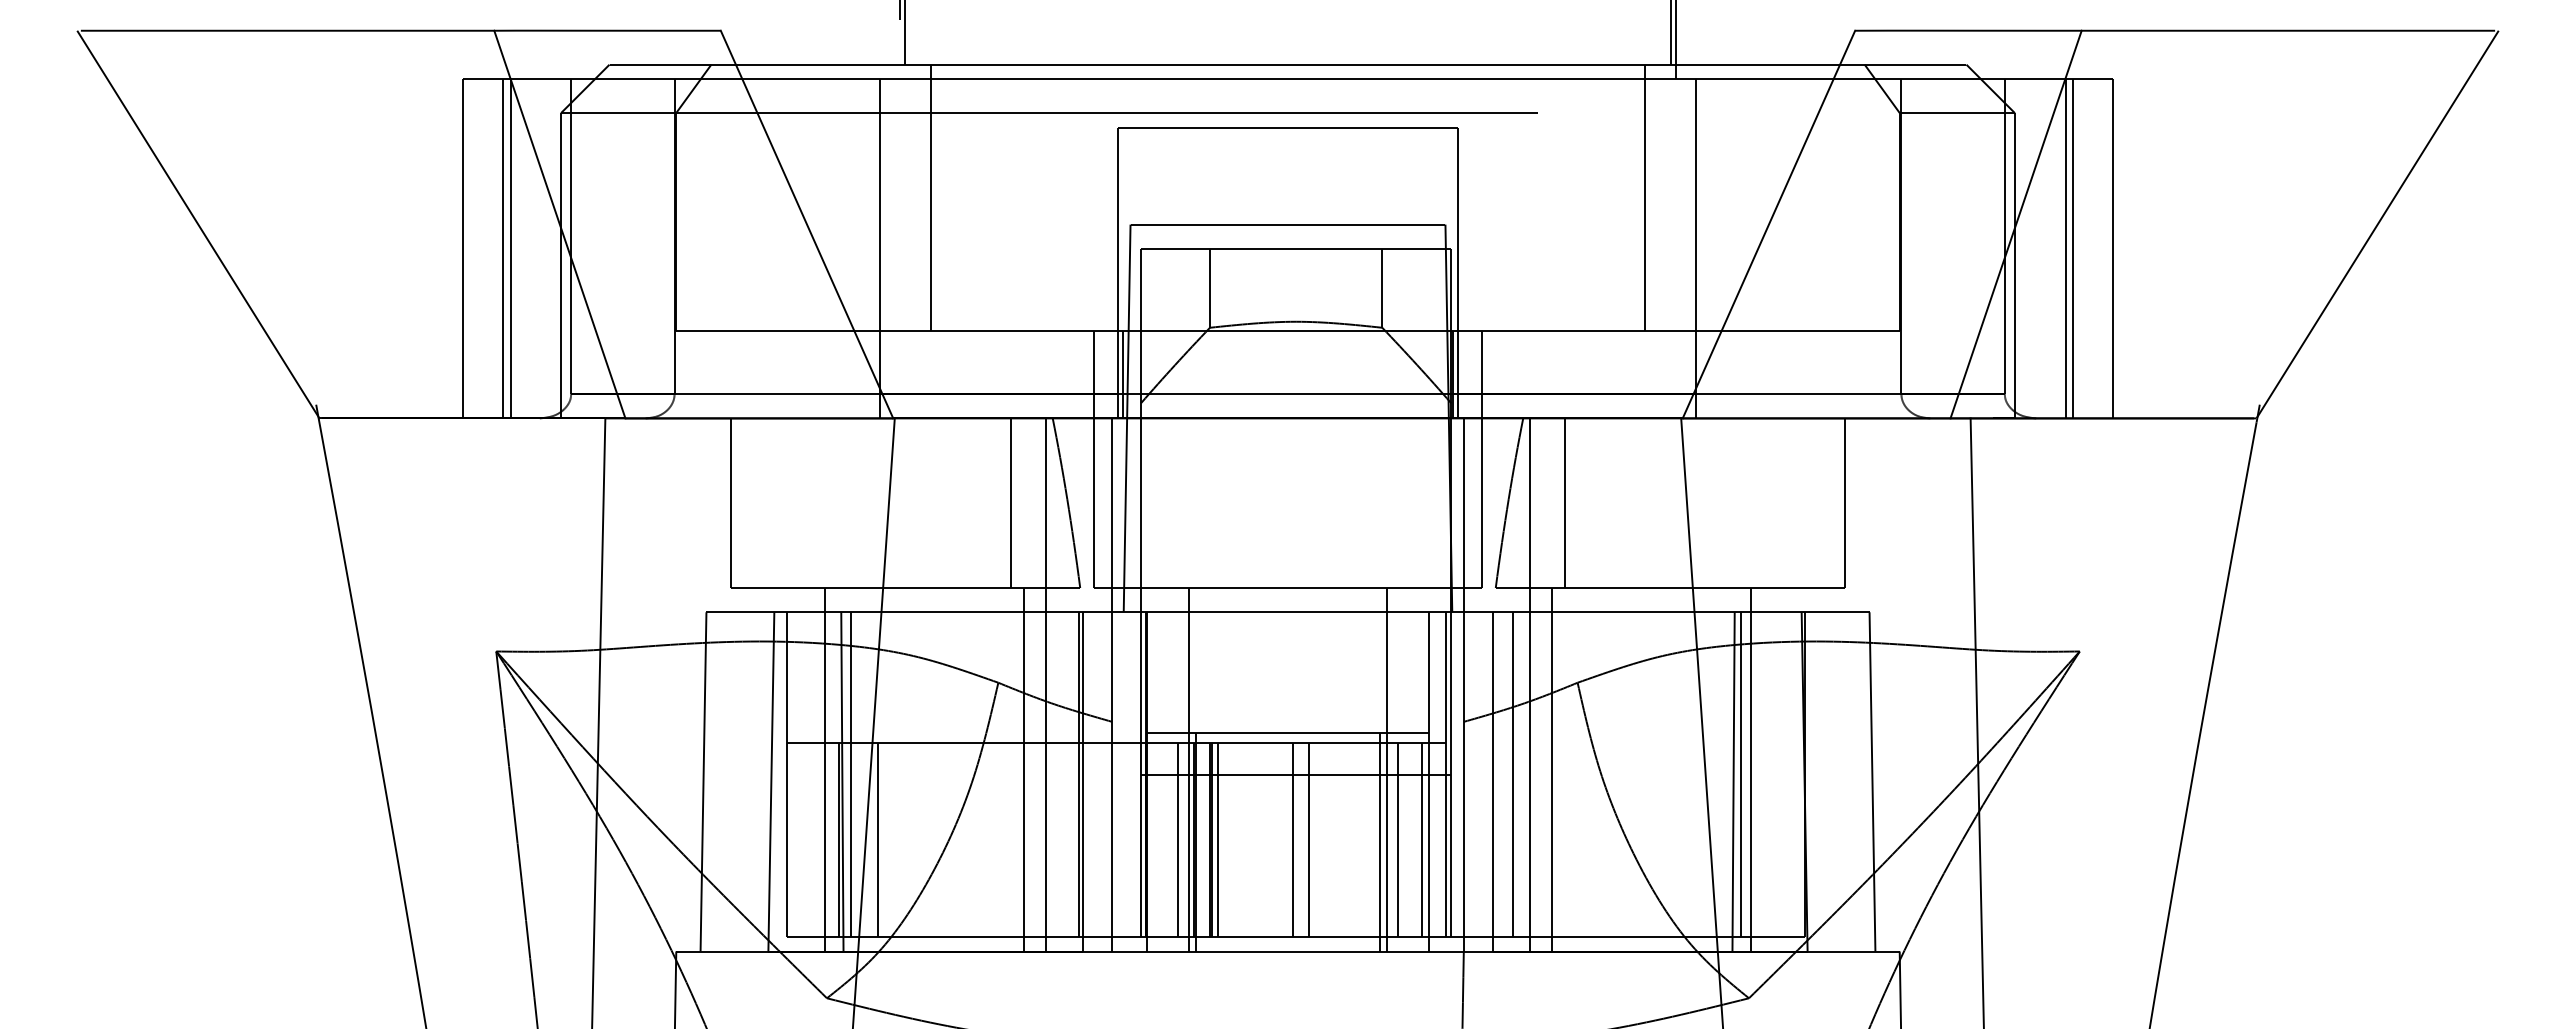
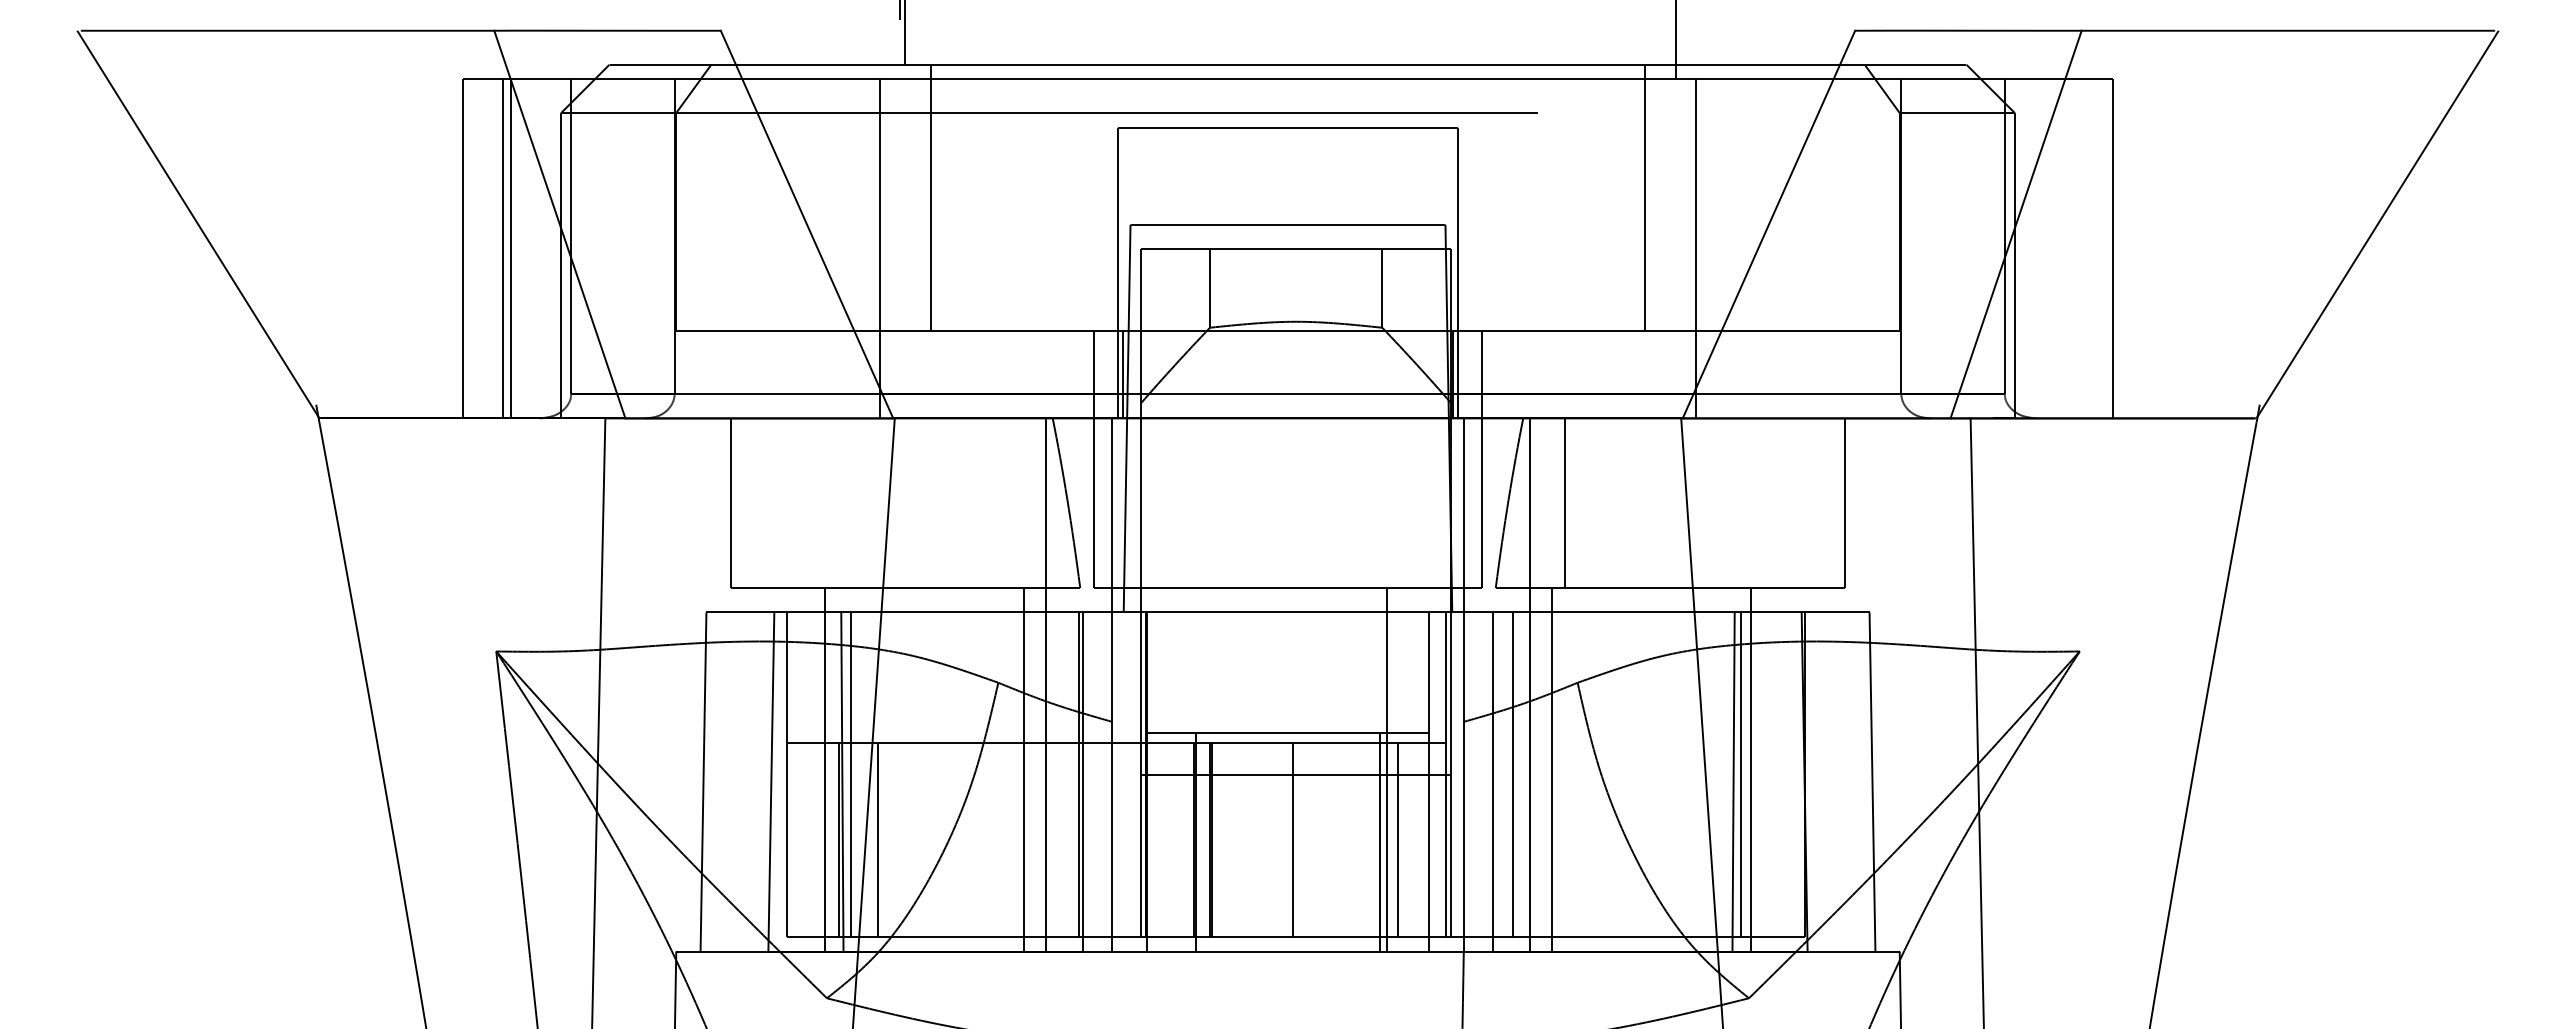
line: present -> none (1670, 33)
line: present -> none (2065, 248)
line: present -> none (2073, 248)
line: present -> none (1011, 503)
line: present -> none (1188, 769)
line: present -> none (1177, 839)
line: present -> none (1218, 839)
line: present -> none (1308, 839)
line: present -> none (1422, 839)
